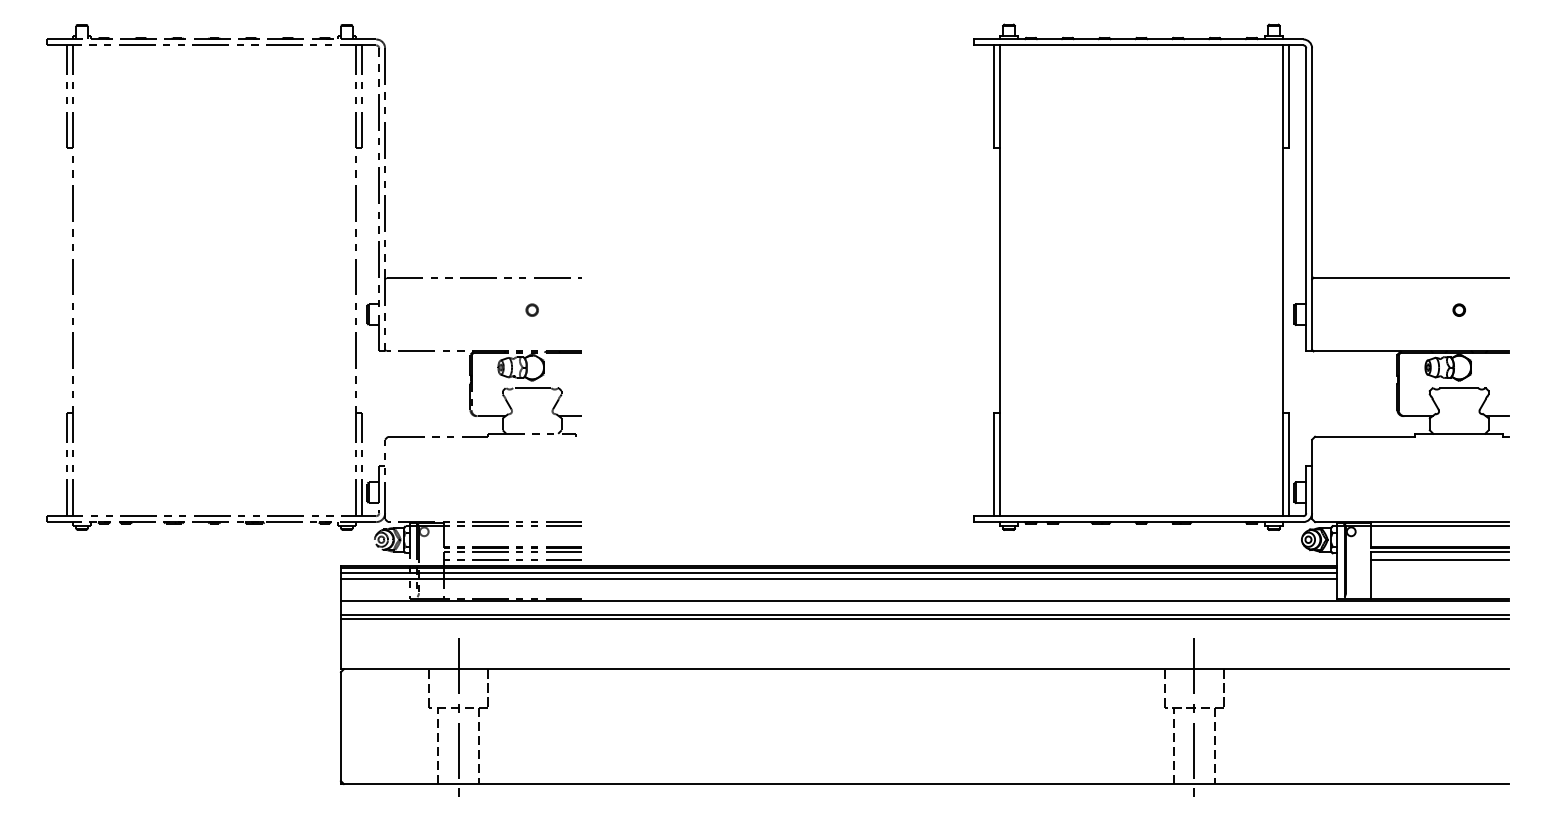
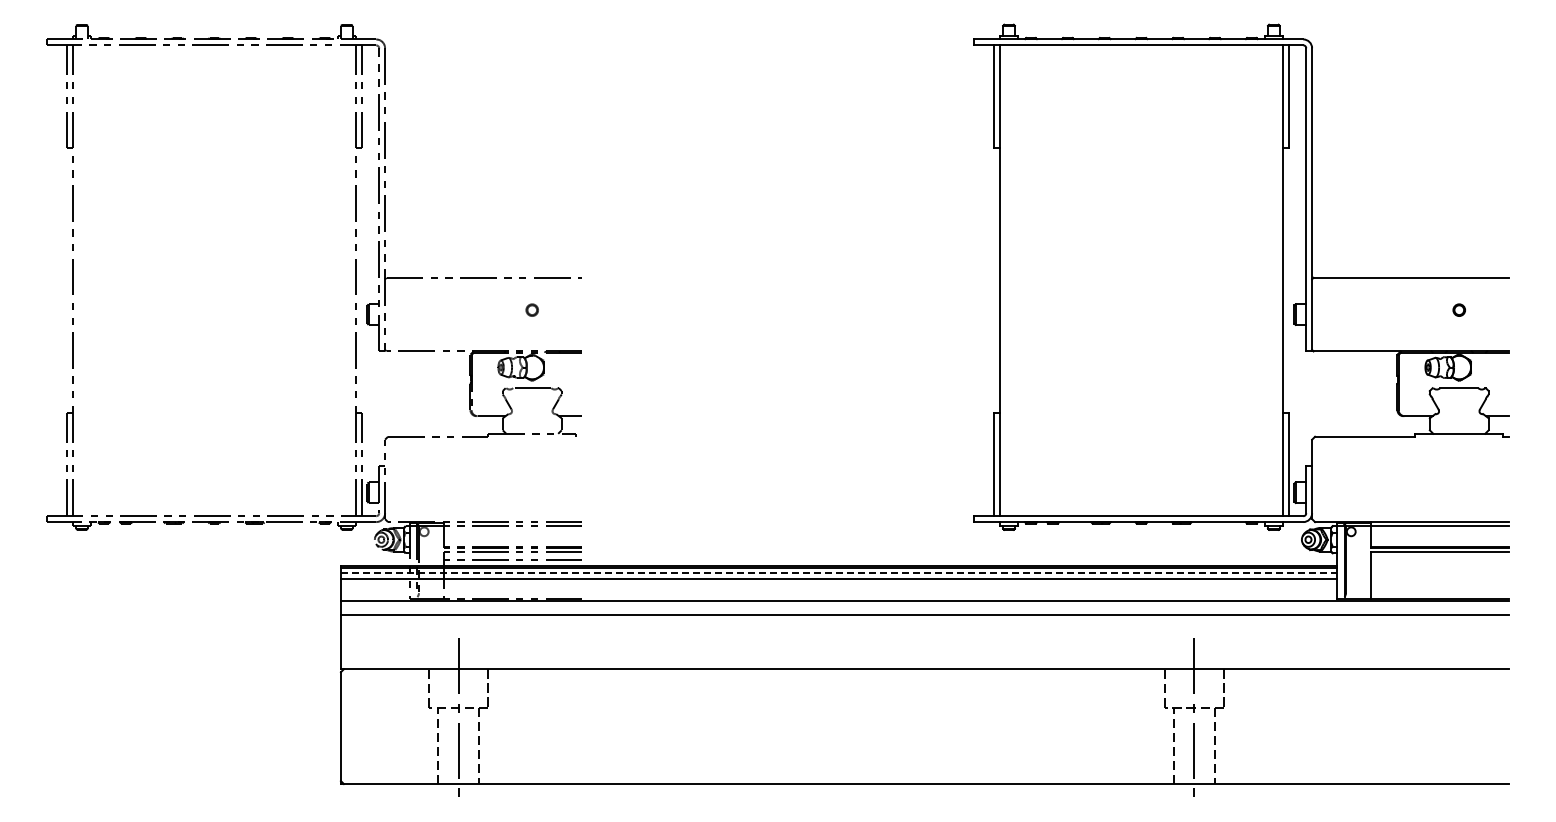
line: present -> none (1440, 560)
line: solid -> dashed (839, 572)
line: present -> none (924, 619)
